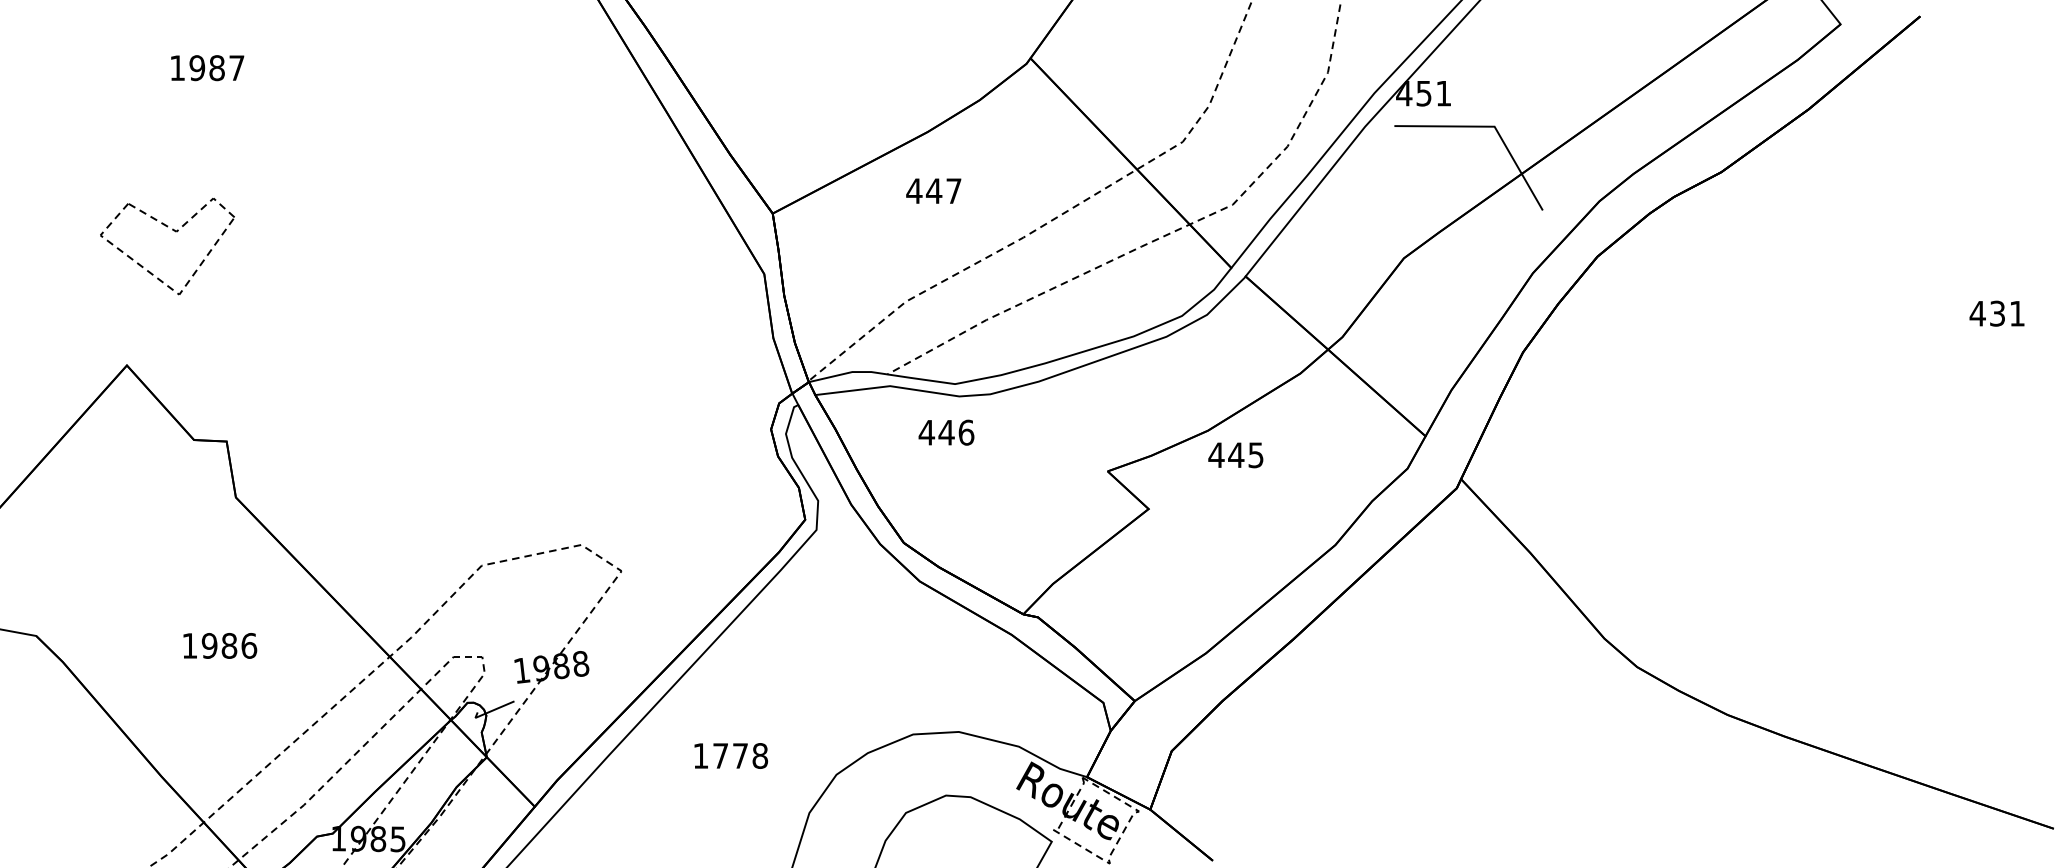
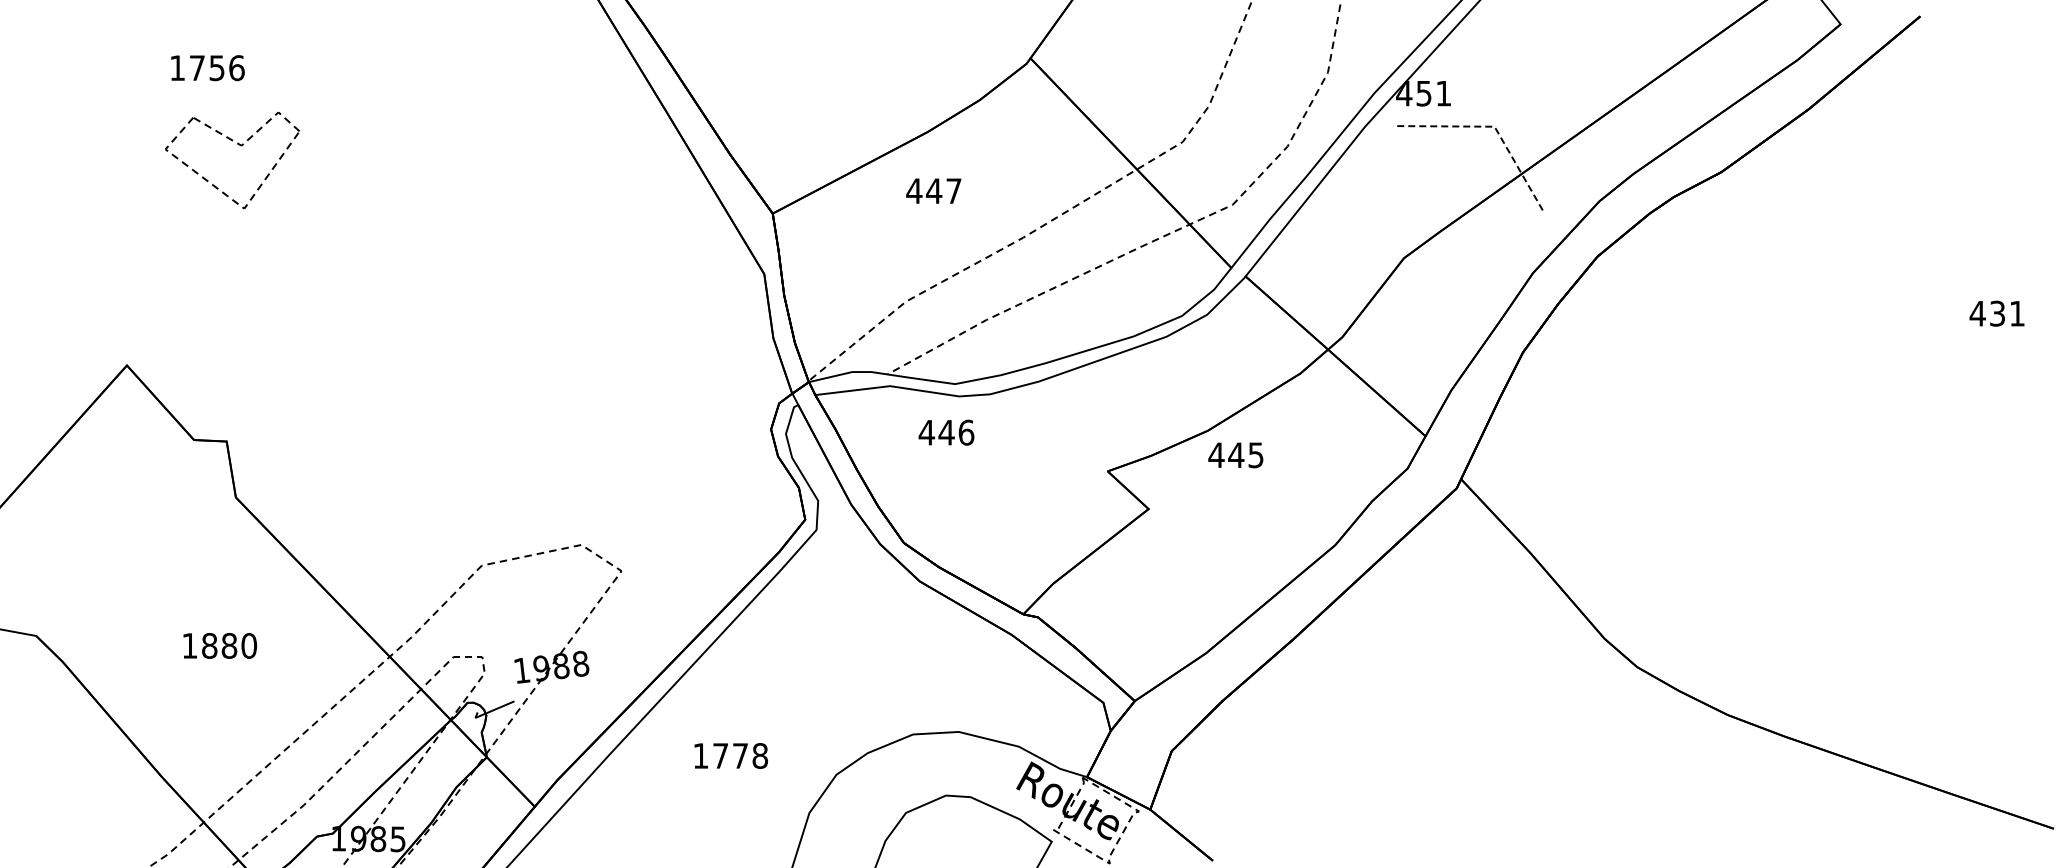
text: 1987 -> 1756 (216, 68)
line: solid -> dashed (1492, 126)
part position: (175, 232) -> (240, 146) (240, 146)
text: 1986 -> 1880 (229, 645)
